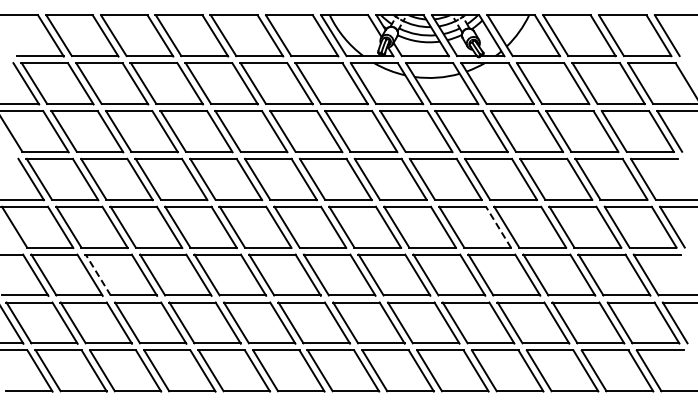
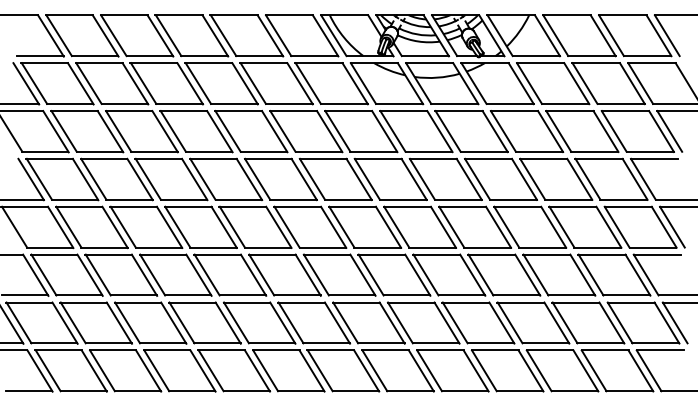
line: dashed -> solid (498, 226)
line: dashed -> solid (98, 275)
